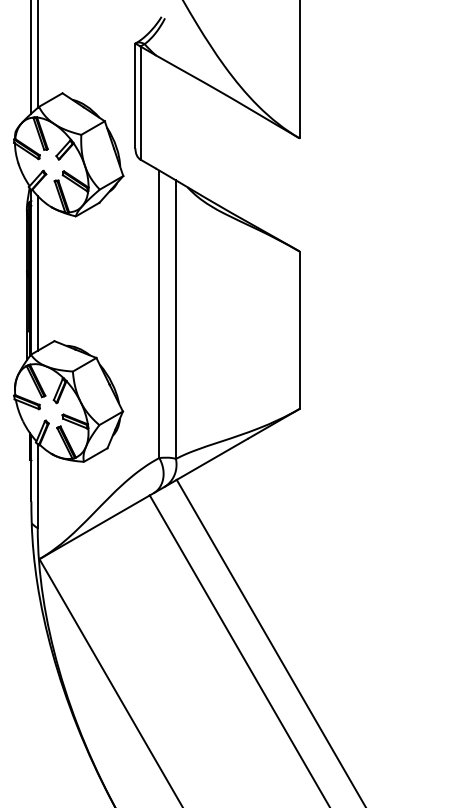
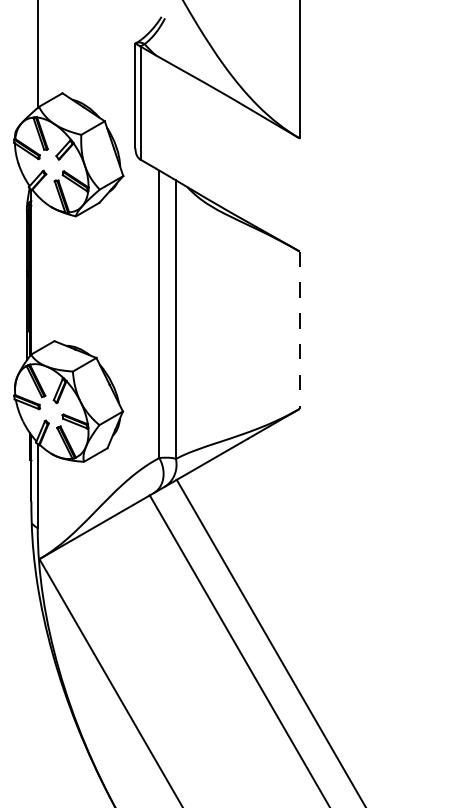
line: present -> none (31, 57)
line: present -> none (37, 273)
line: solid -> dashed (299, 330)
